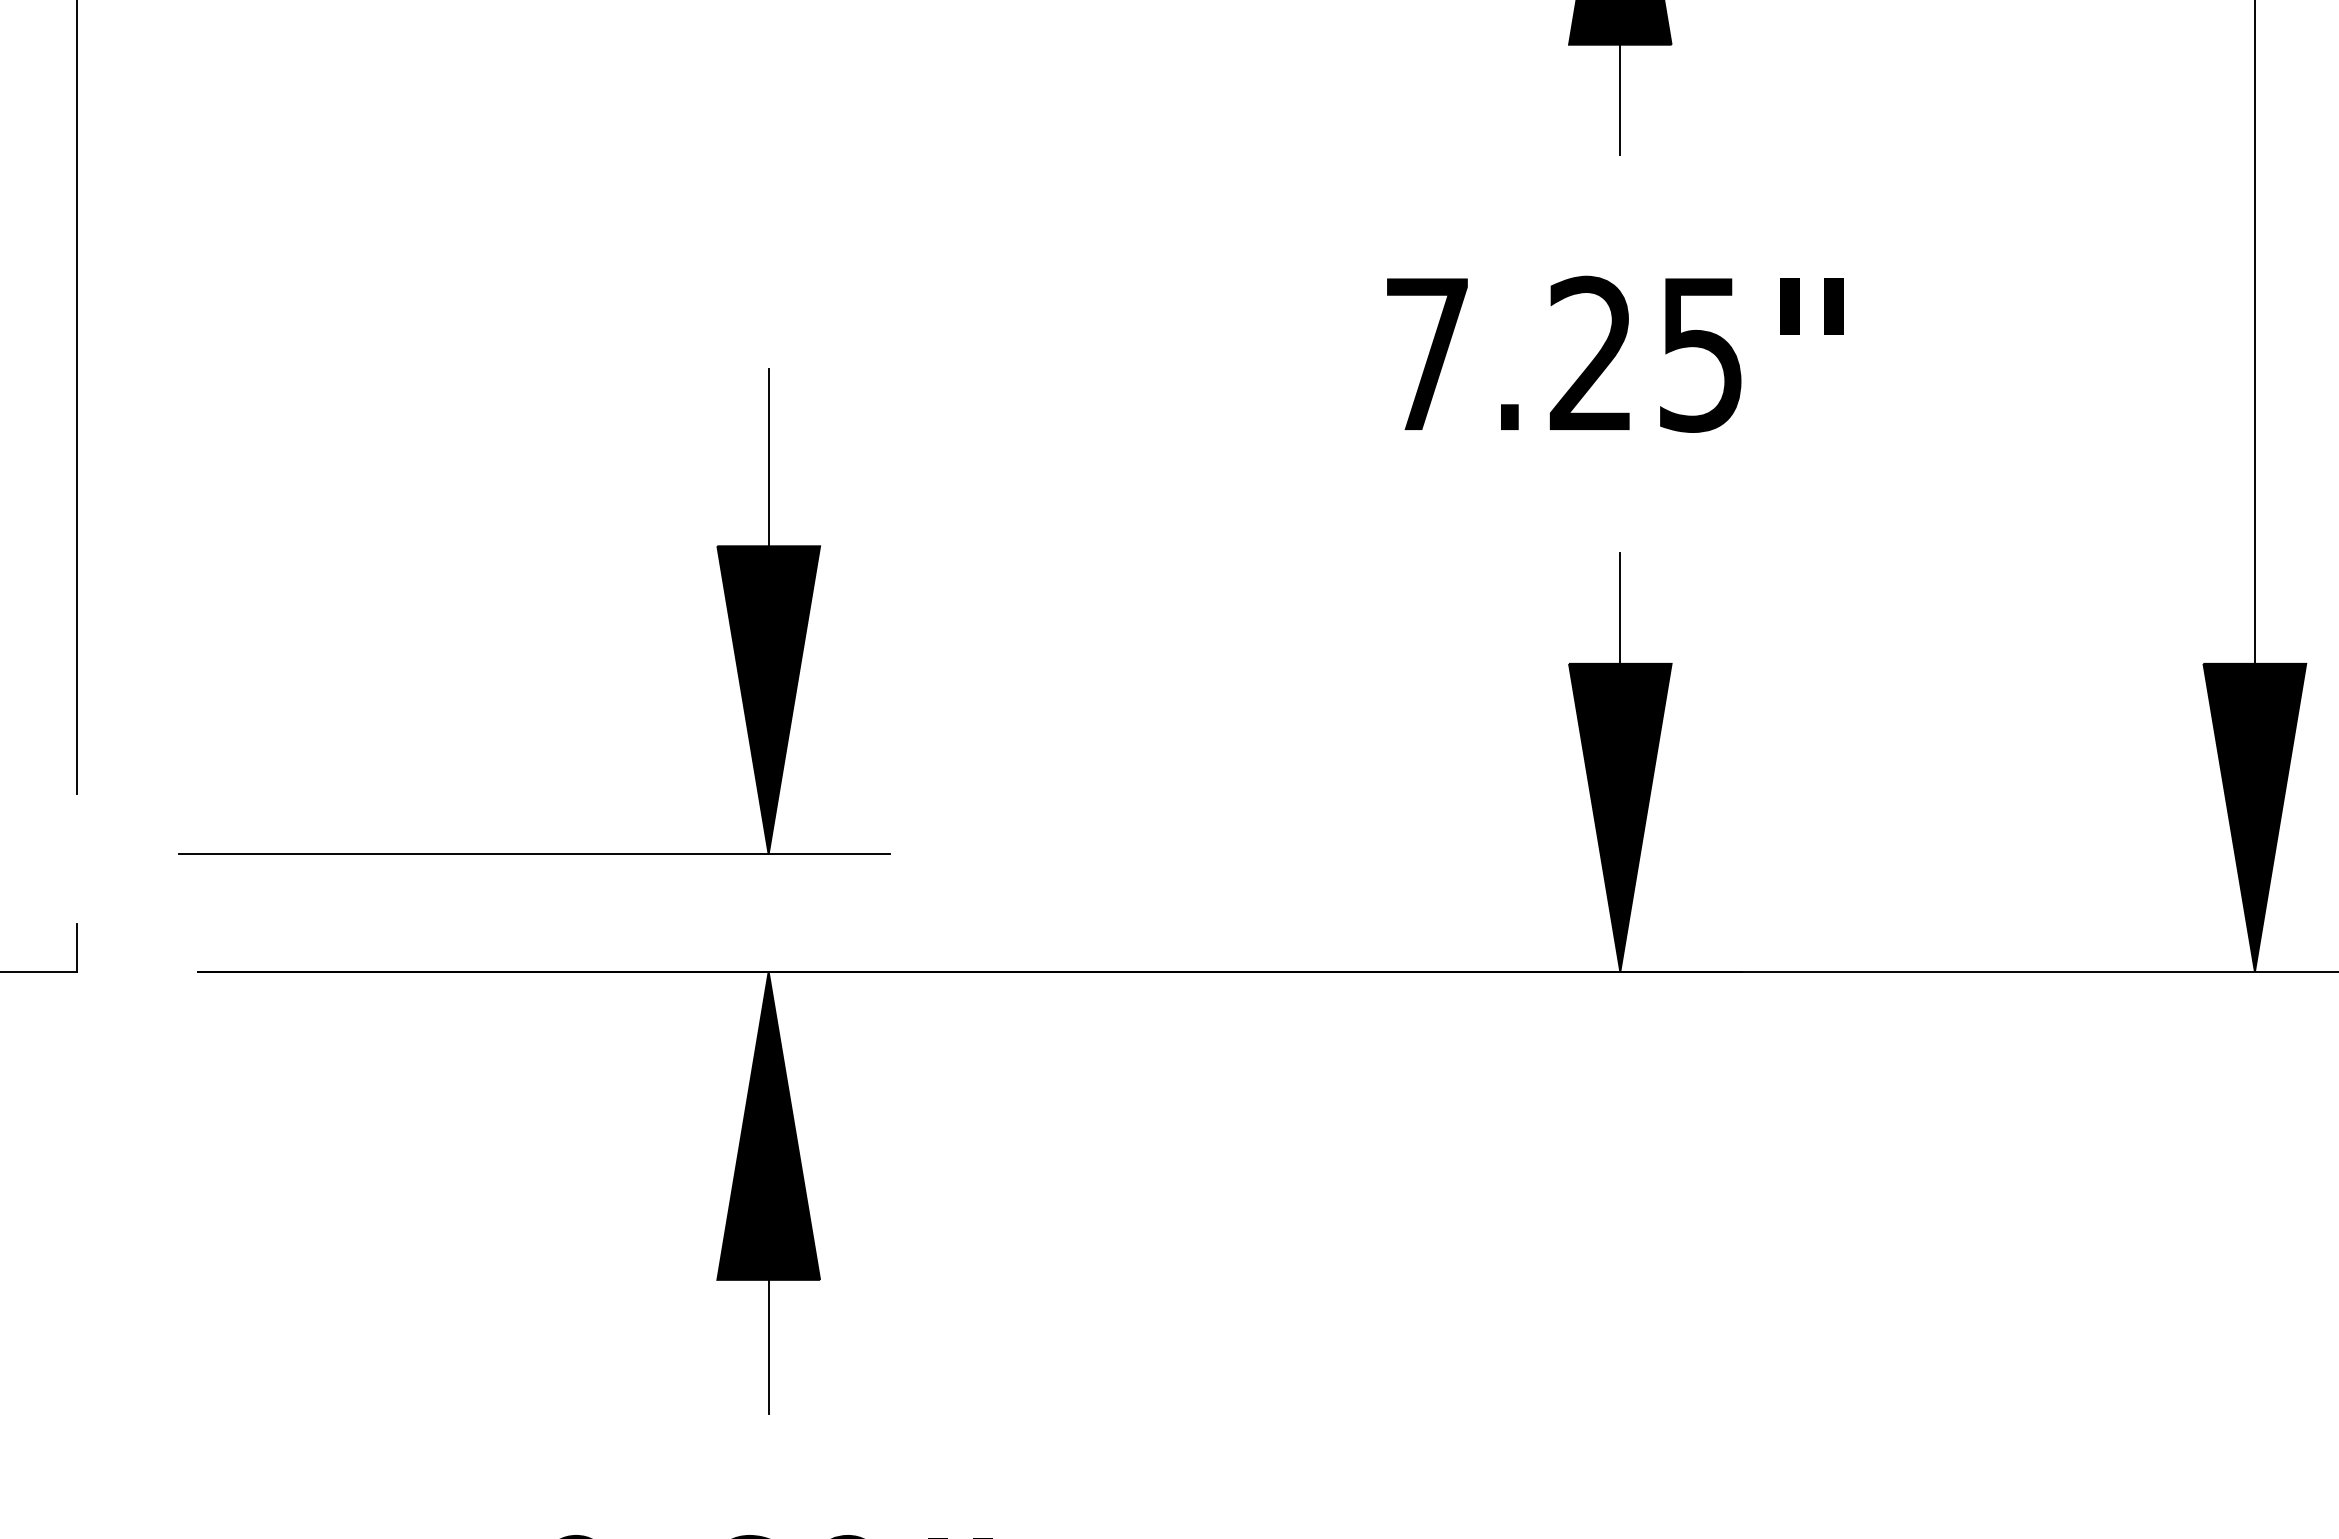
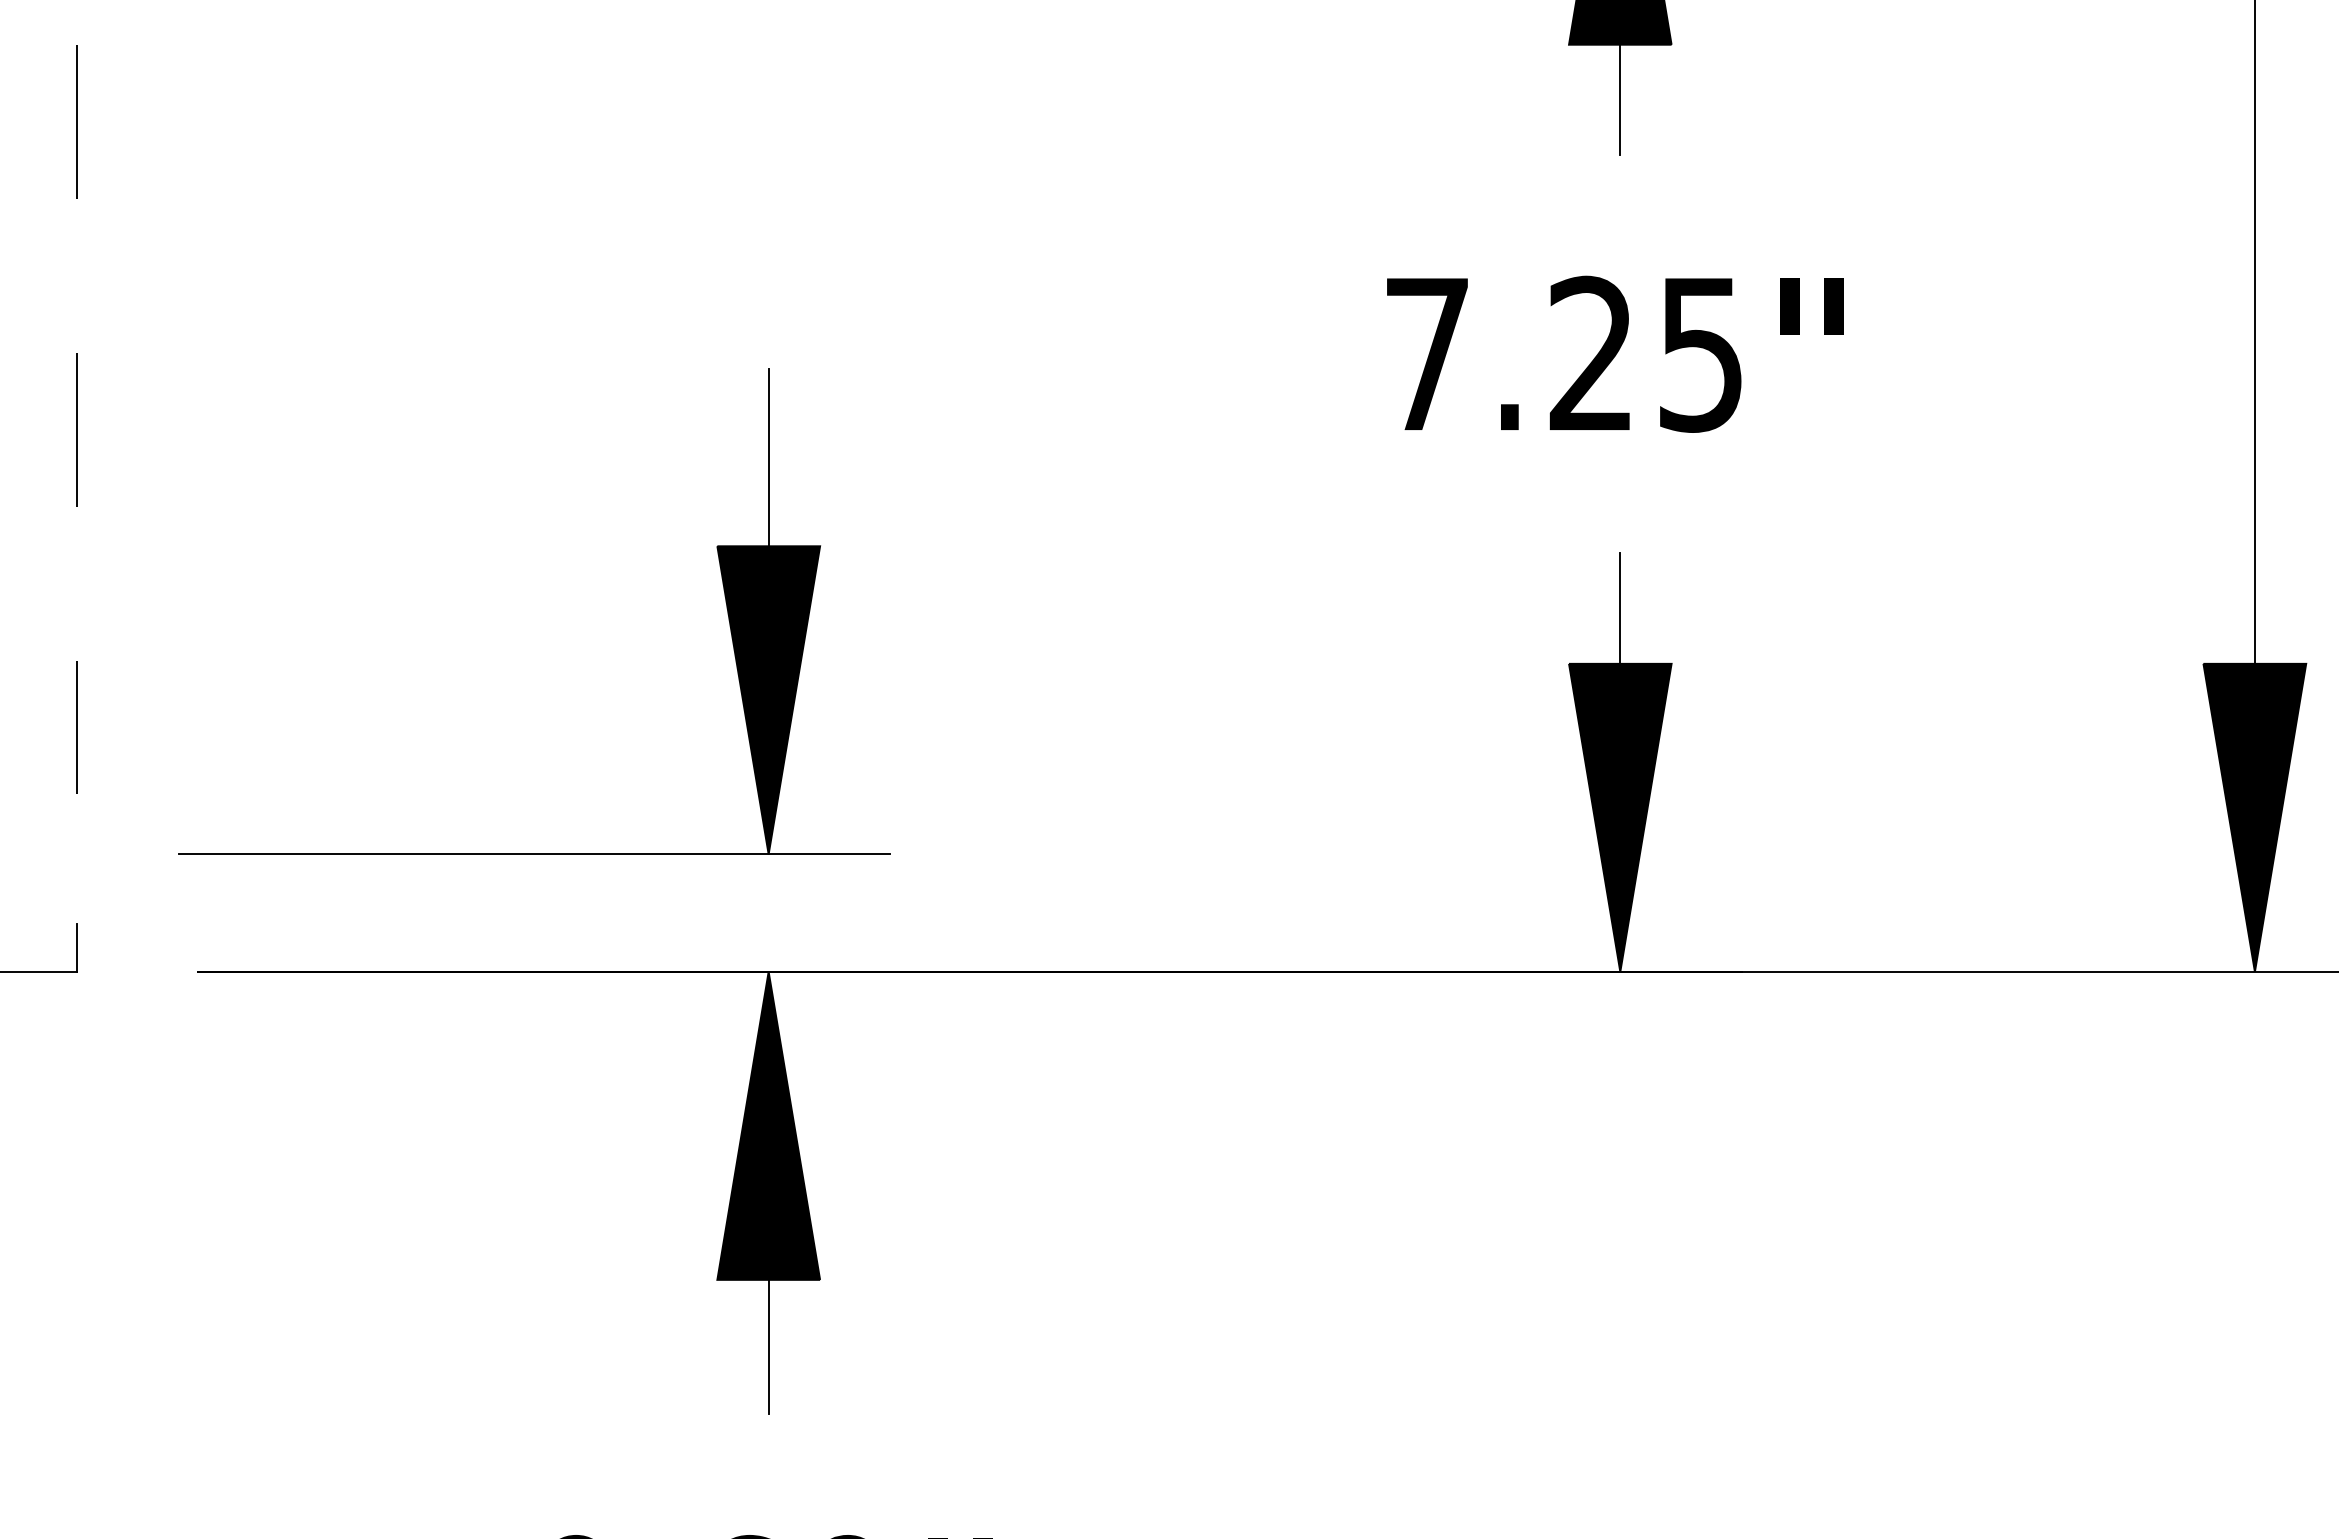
line: solid -> dashed (77, 397)
